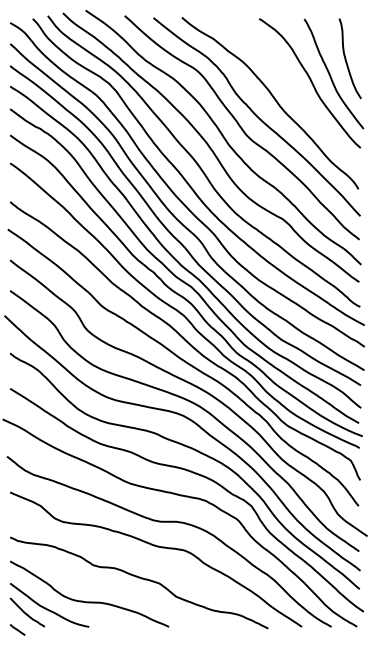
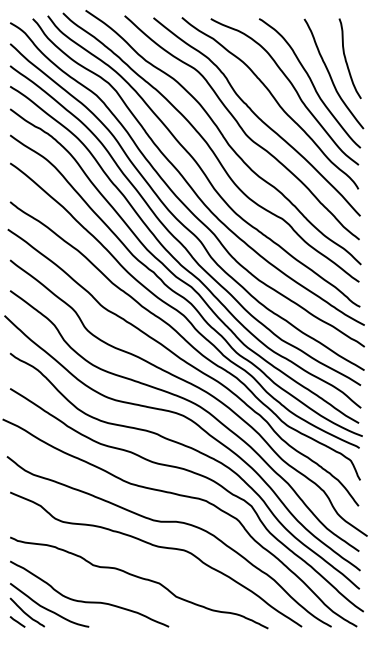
curve: none -> present (292, 87)
line position: (17, 629) -> (17, 621) (17, 621)
